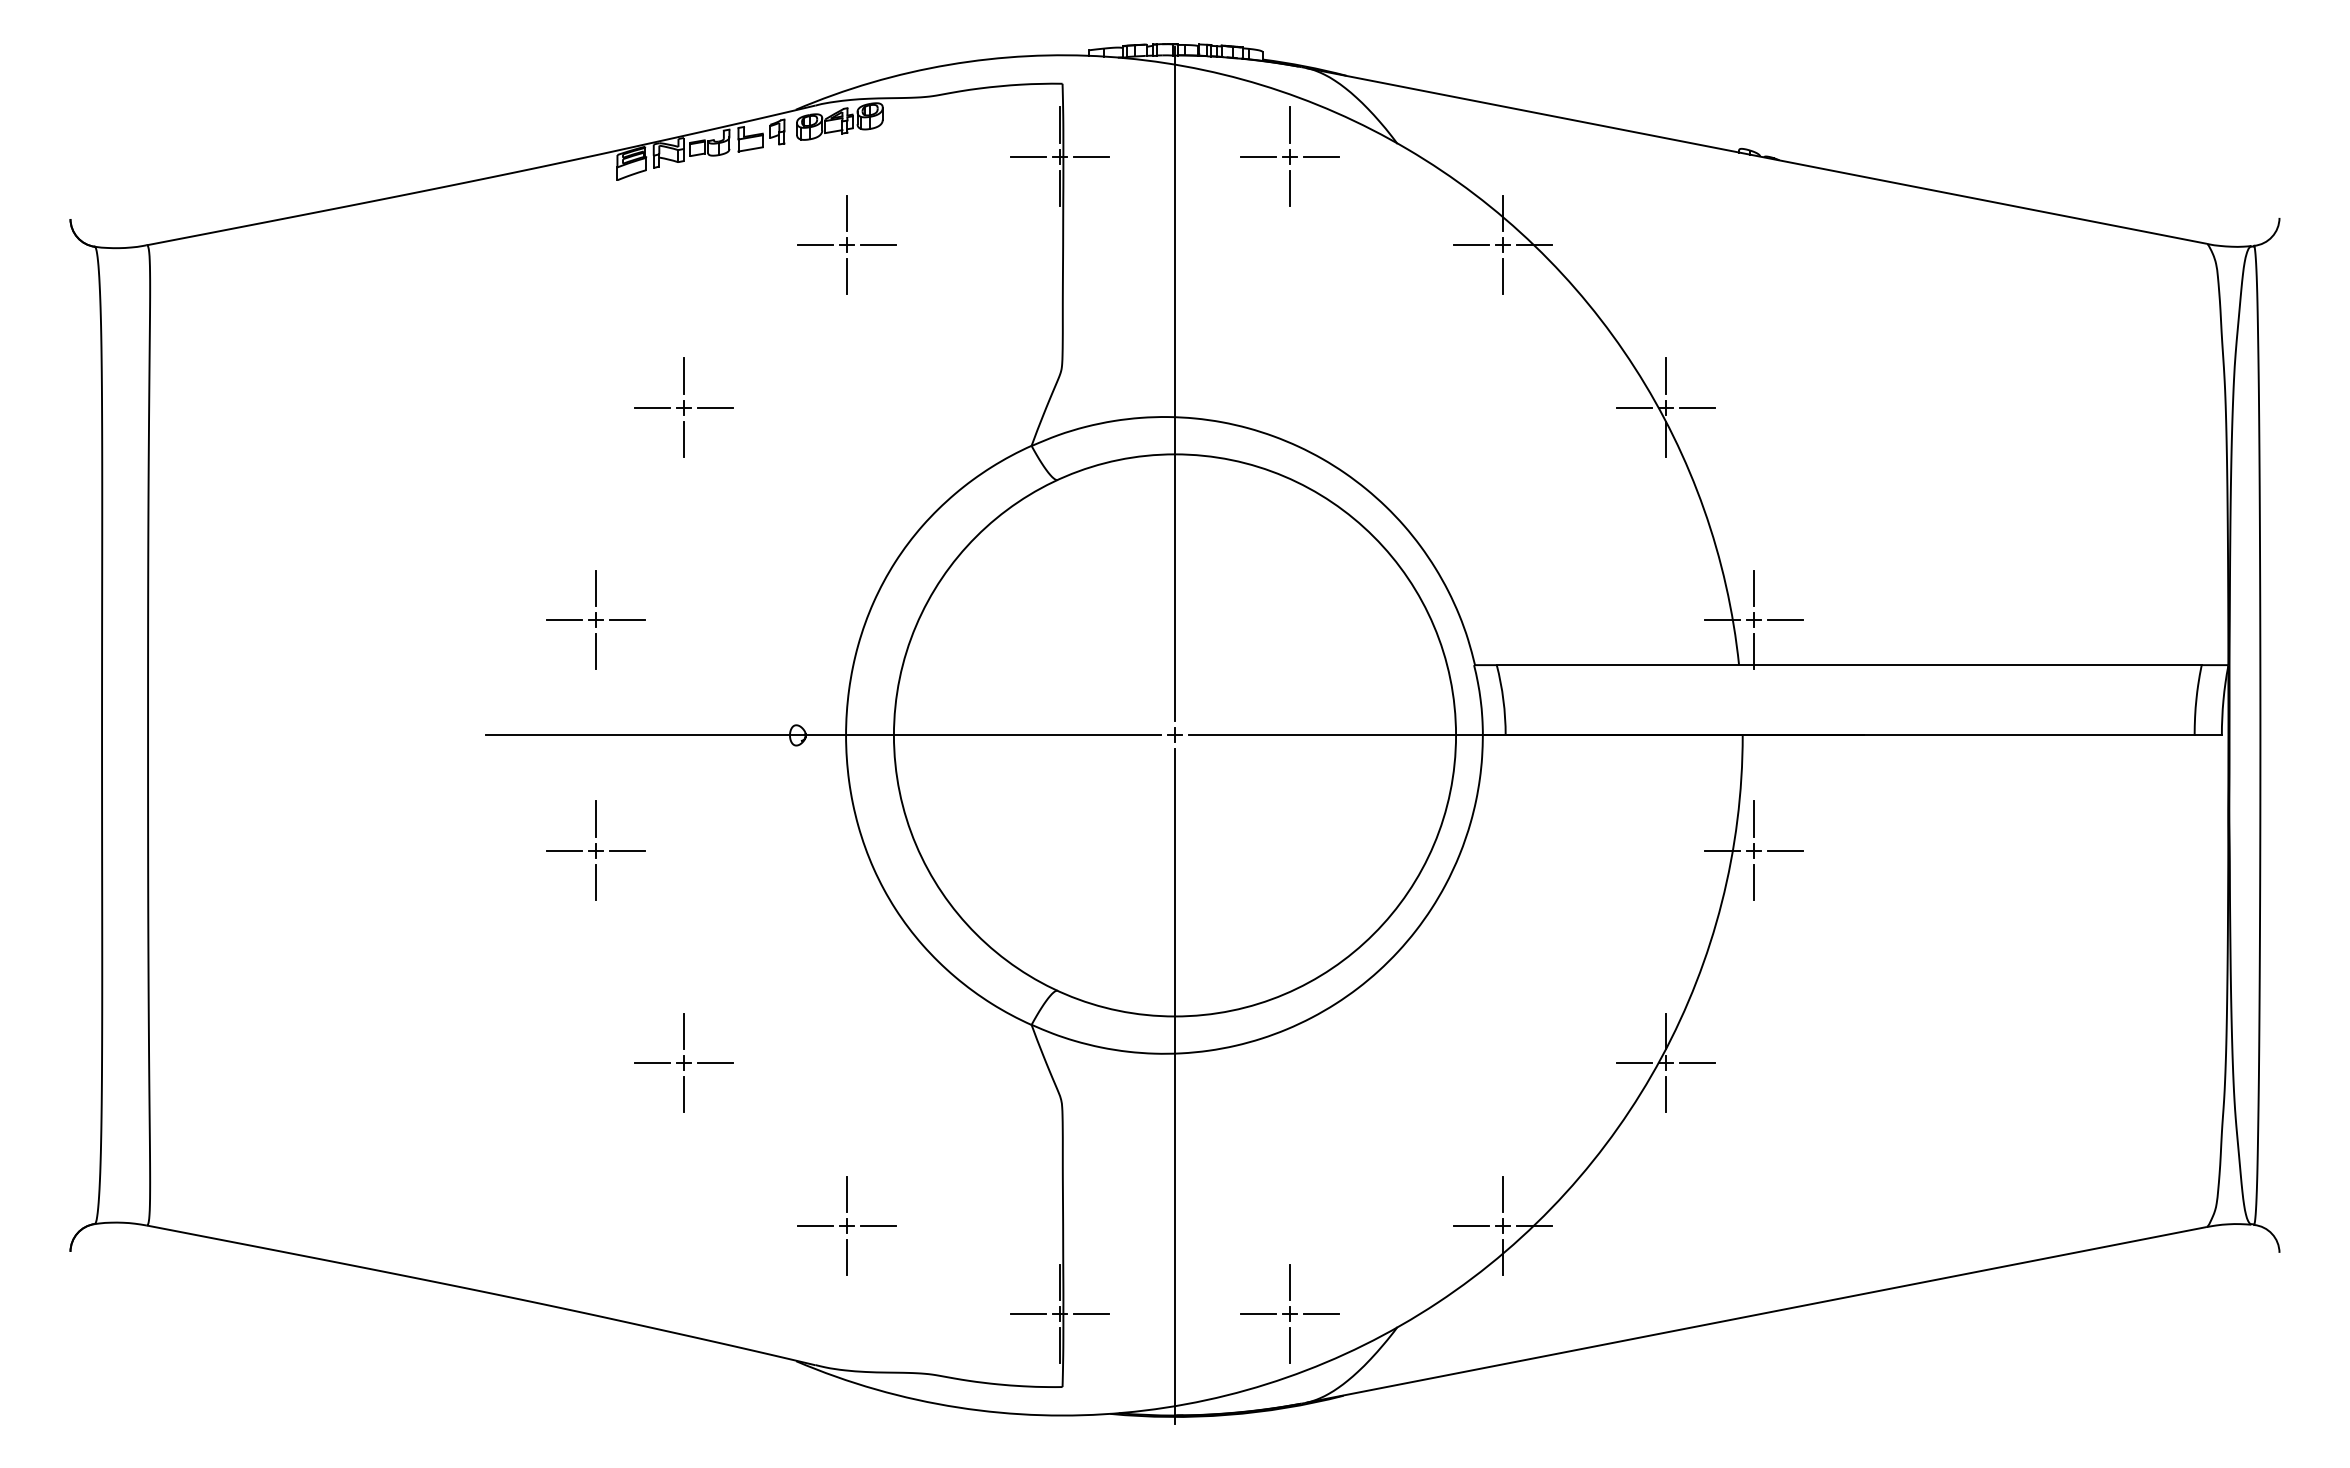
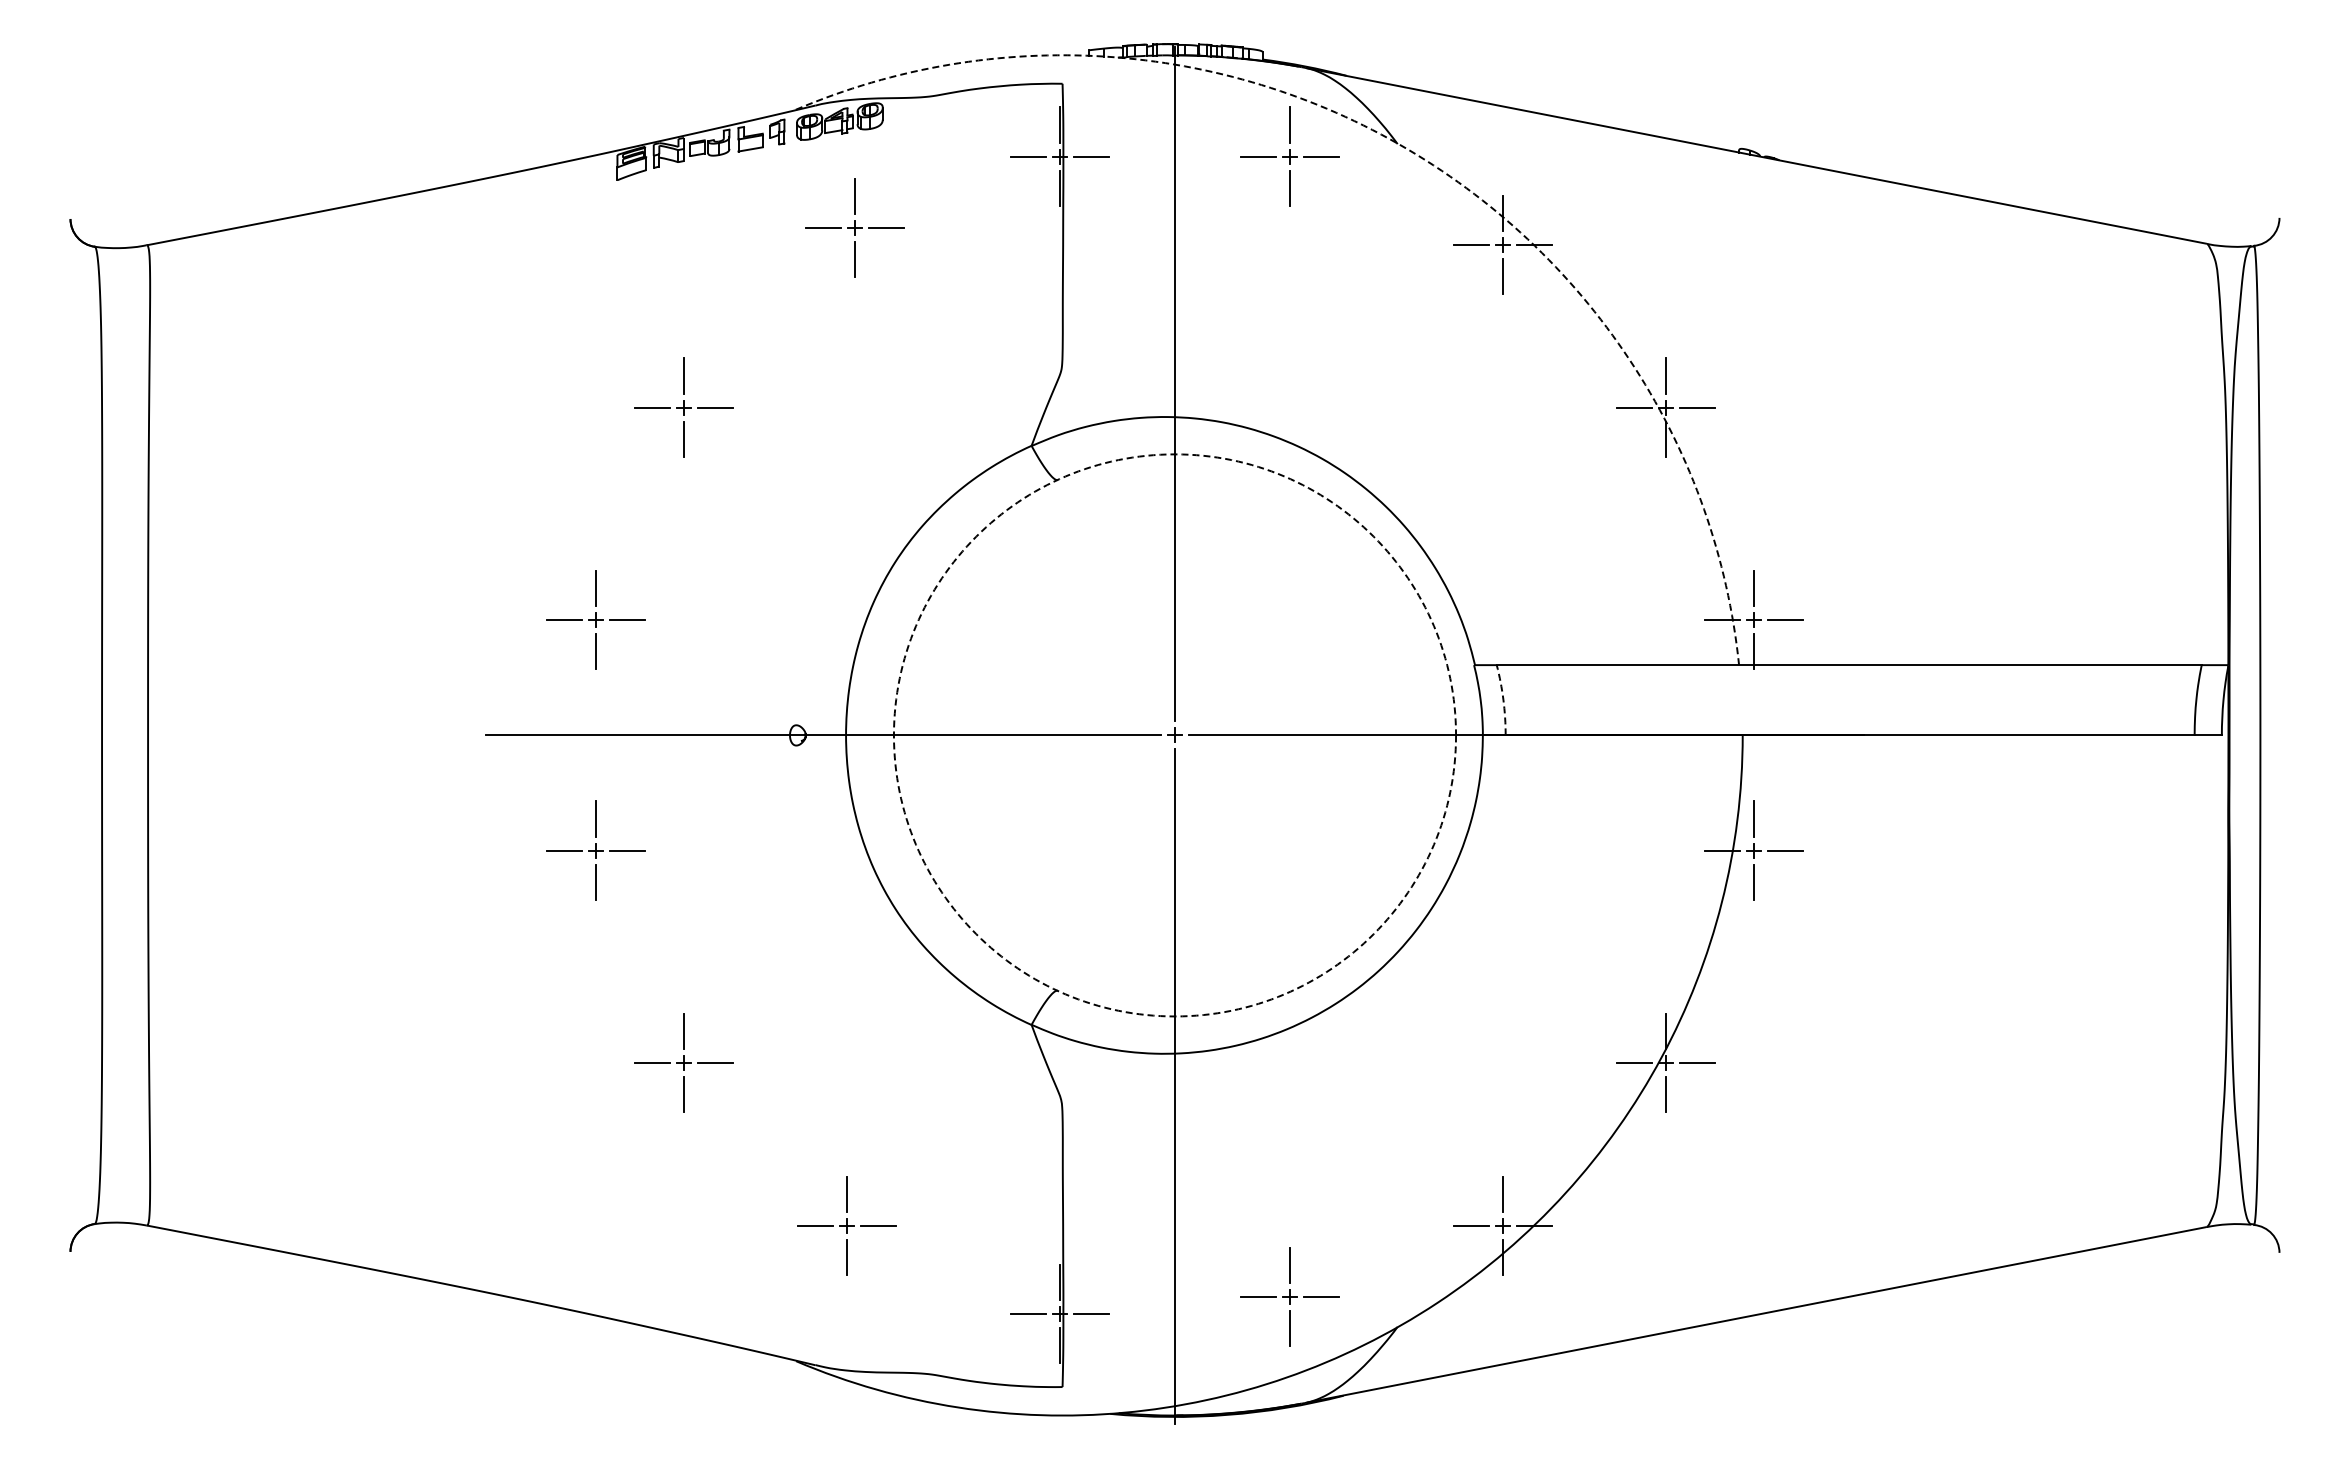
arc: solid -> dashed (1407, 149)
part position: (846, 244) -> (854, 227) (854, 227)
arc: solid -> dashed (1503, 699)
circle: solid -> dashed (1174, 735)
part position: (1289, 1313) -> (1289, 1296) (1289, 1296)
